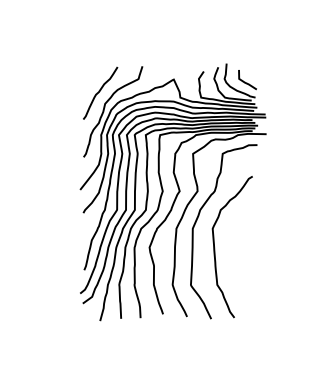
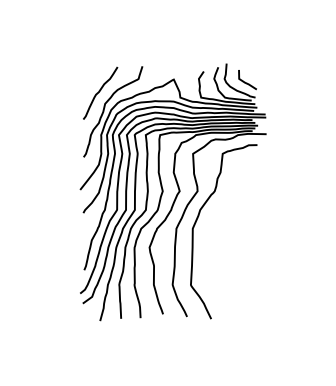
curve: present -> none (215, 247)
